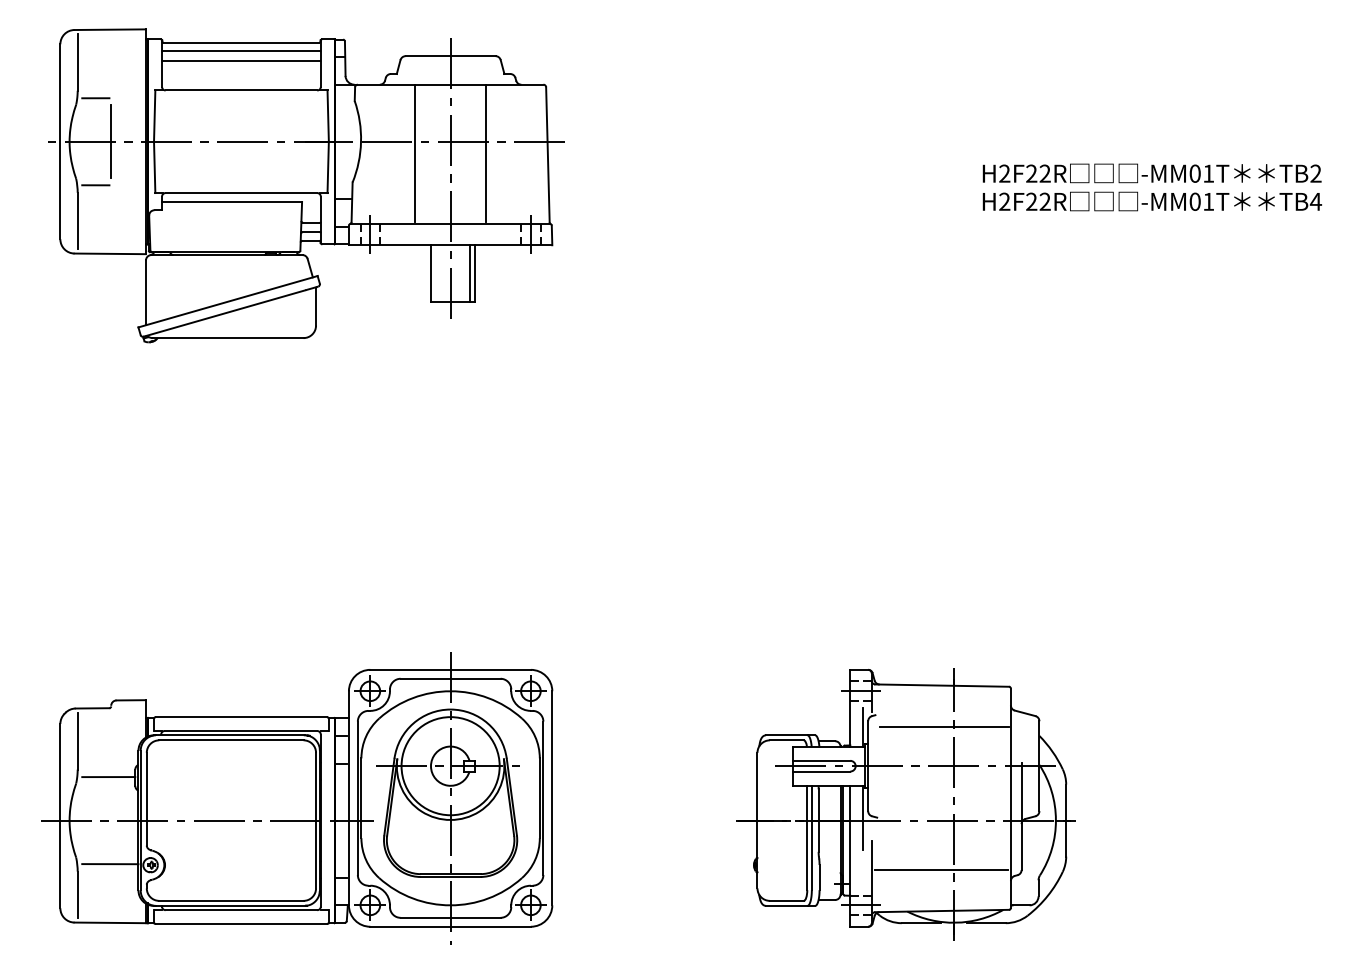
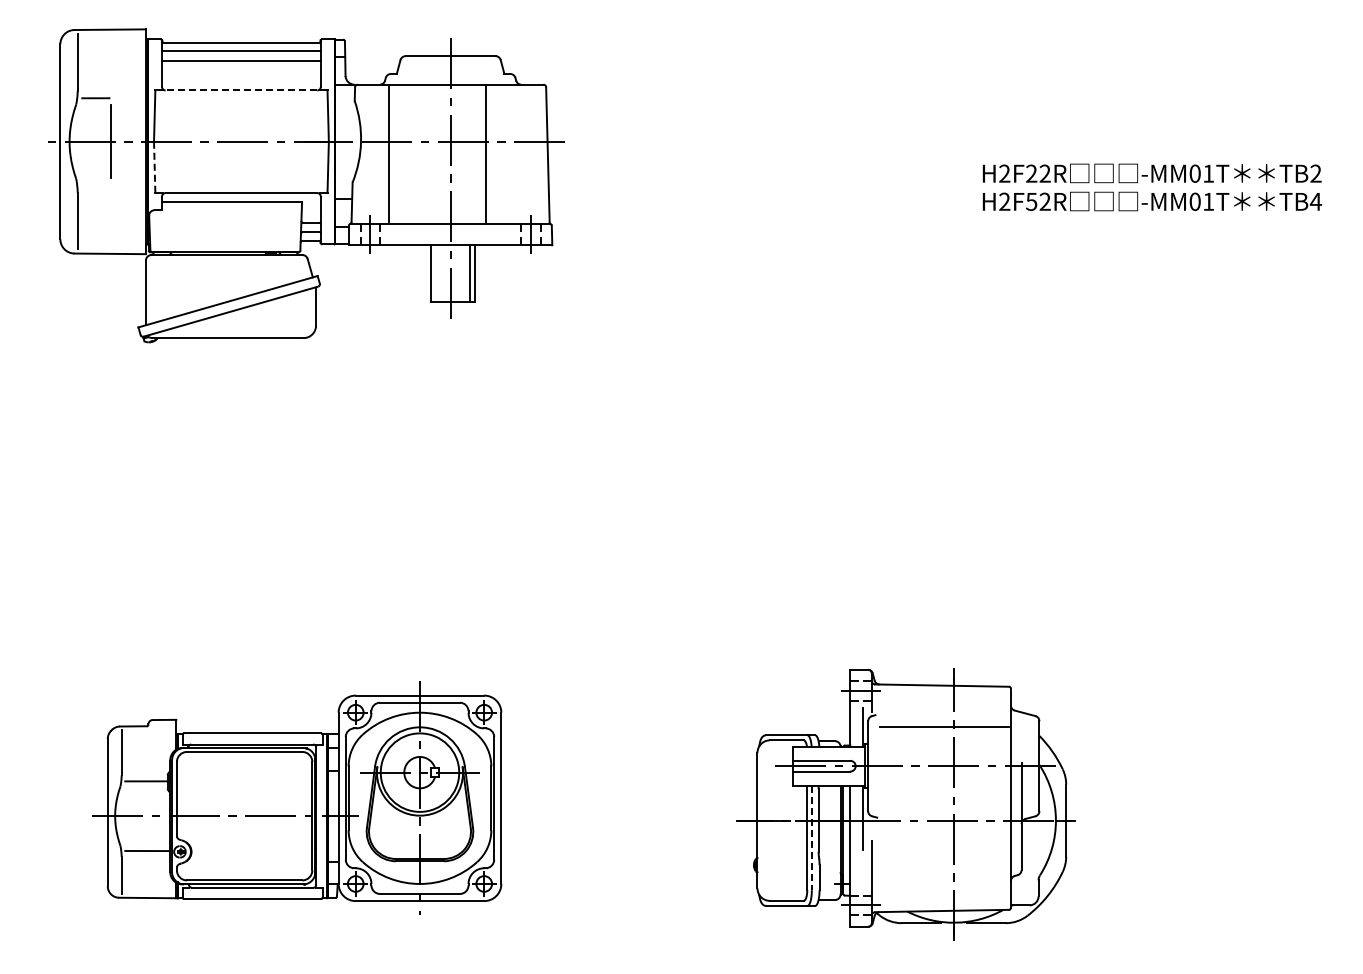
line: solid -> dashed (241, 90)
line position: (414, 153) -> (388, 153) (388, 153)
line: solid -> dashed (154, 167)
line: present -> none (95, 185)
text: H2F22R -> H2F52R (1031, 201)
part size: 513x293 px -> 411x234 px (297, 797)
line: solid -> dashed (811, 838)
line: present -> none (941, 869)
